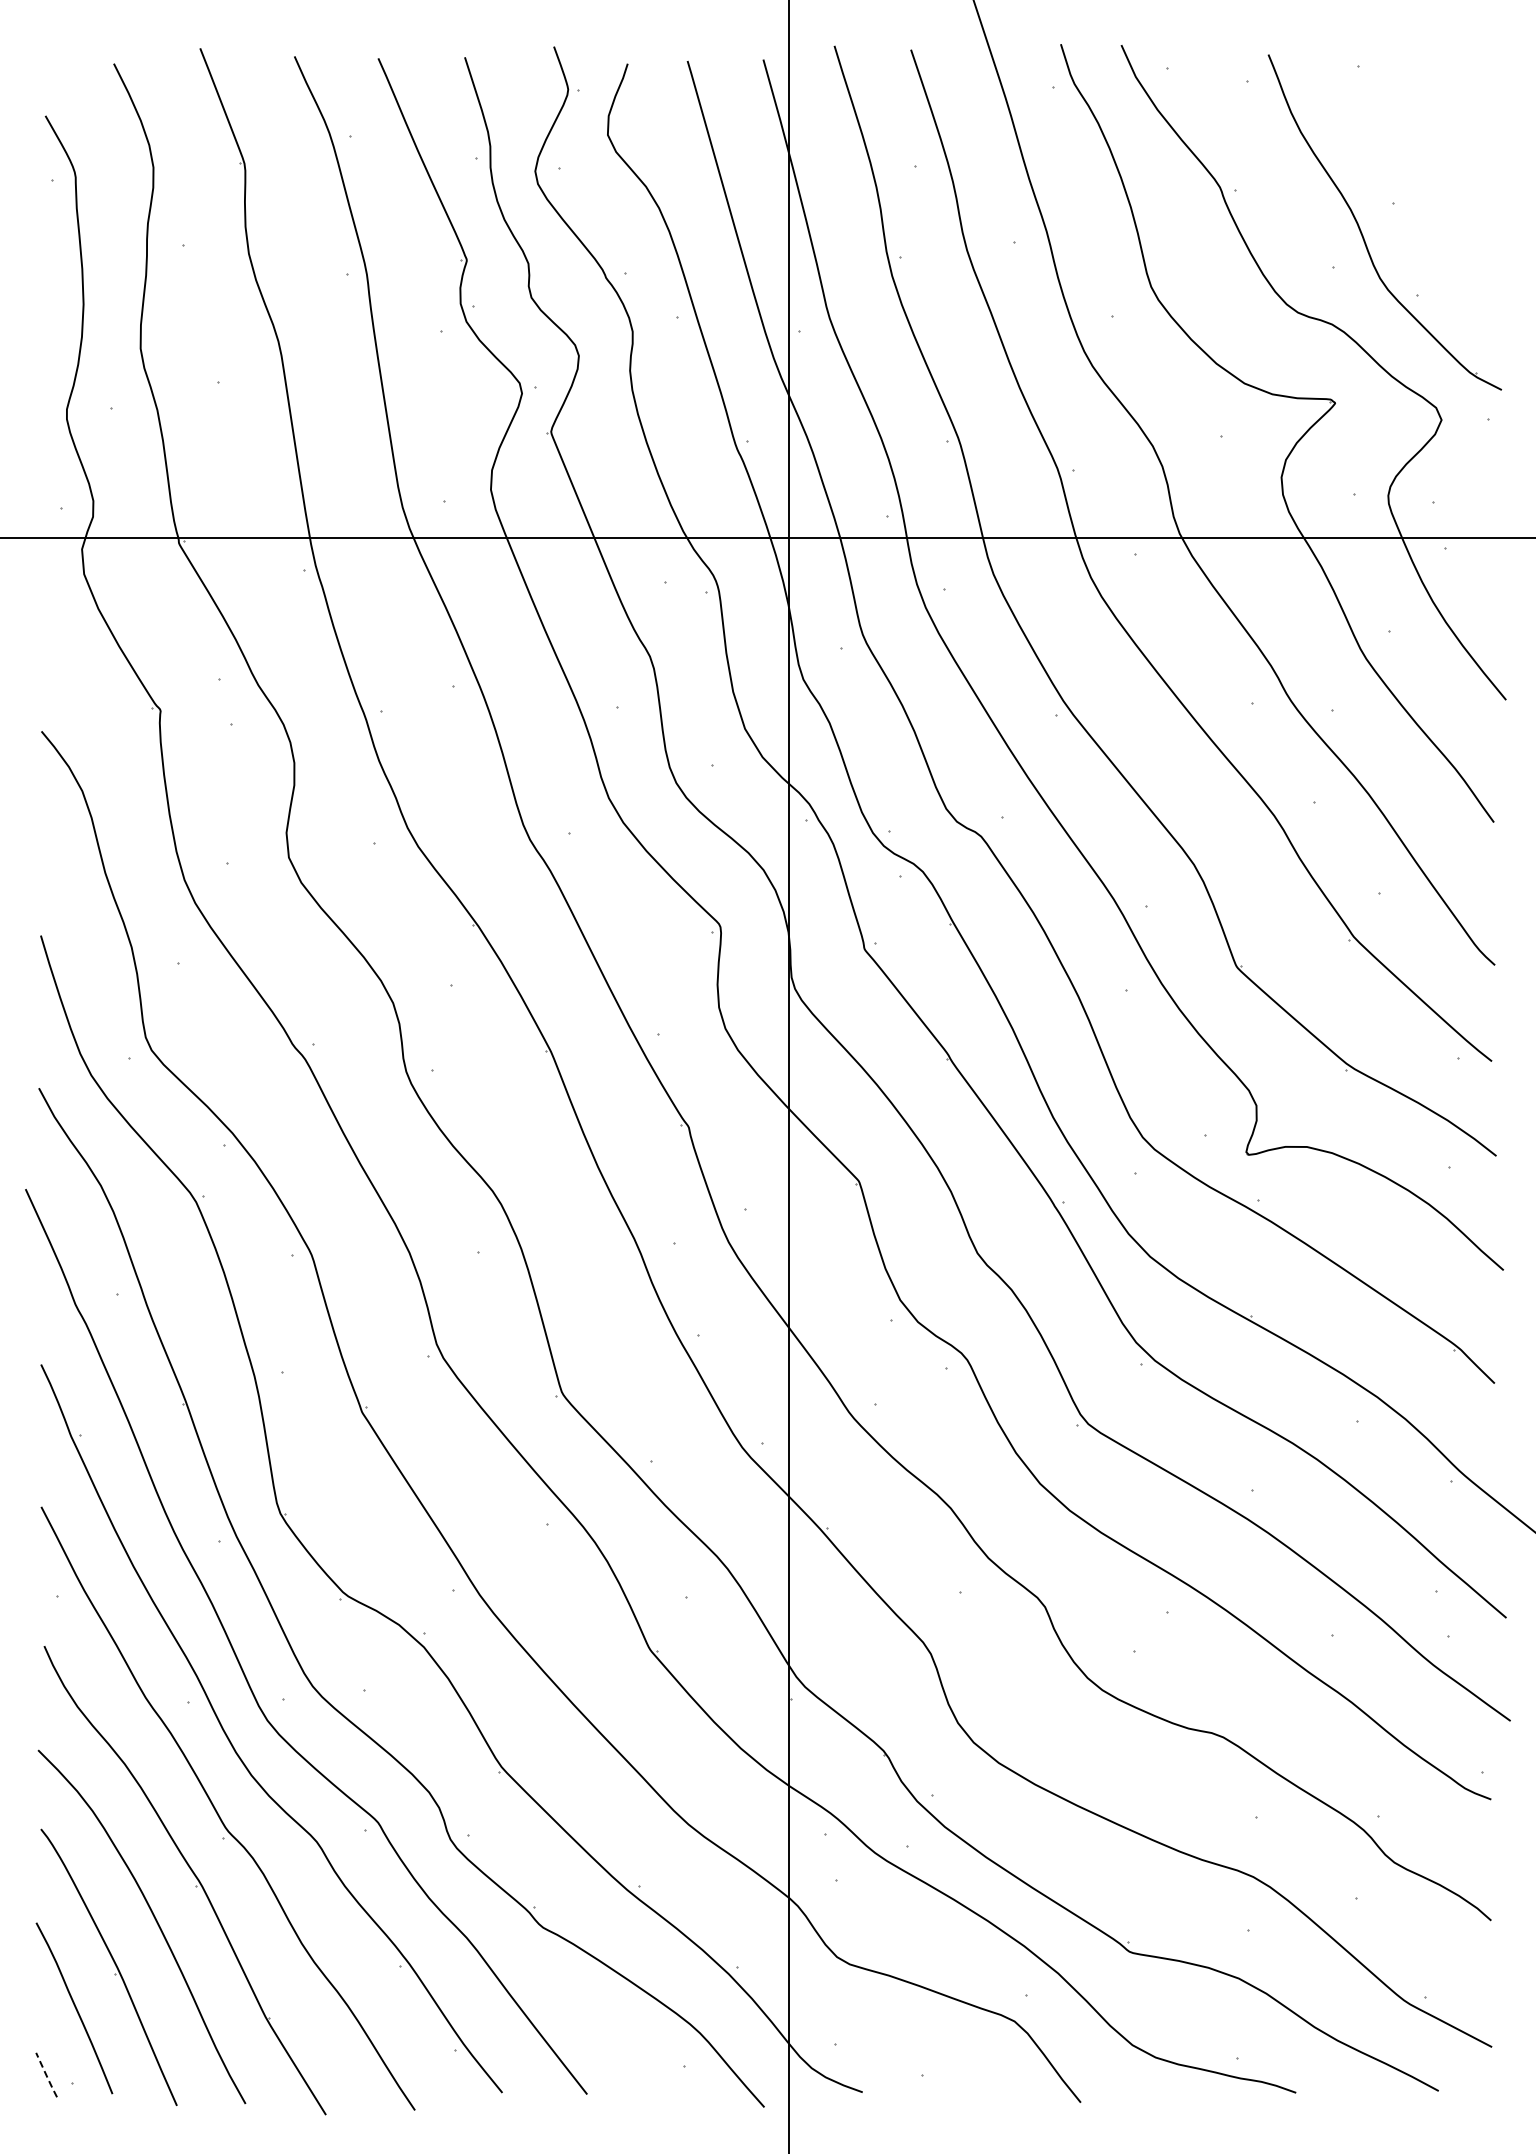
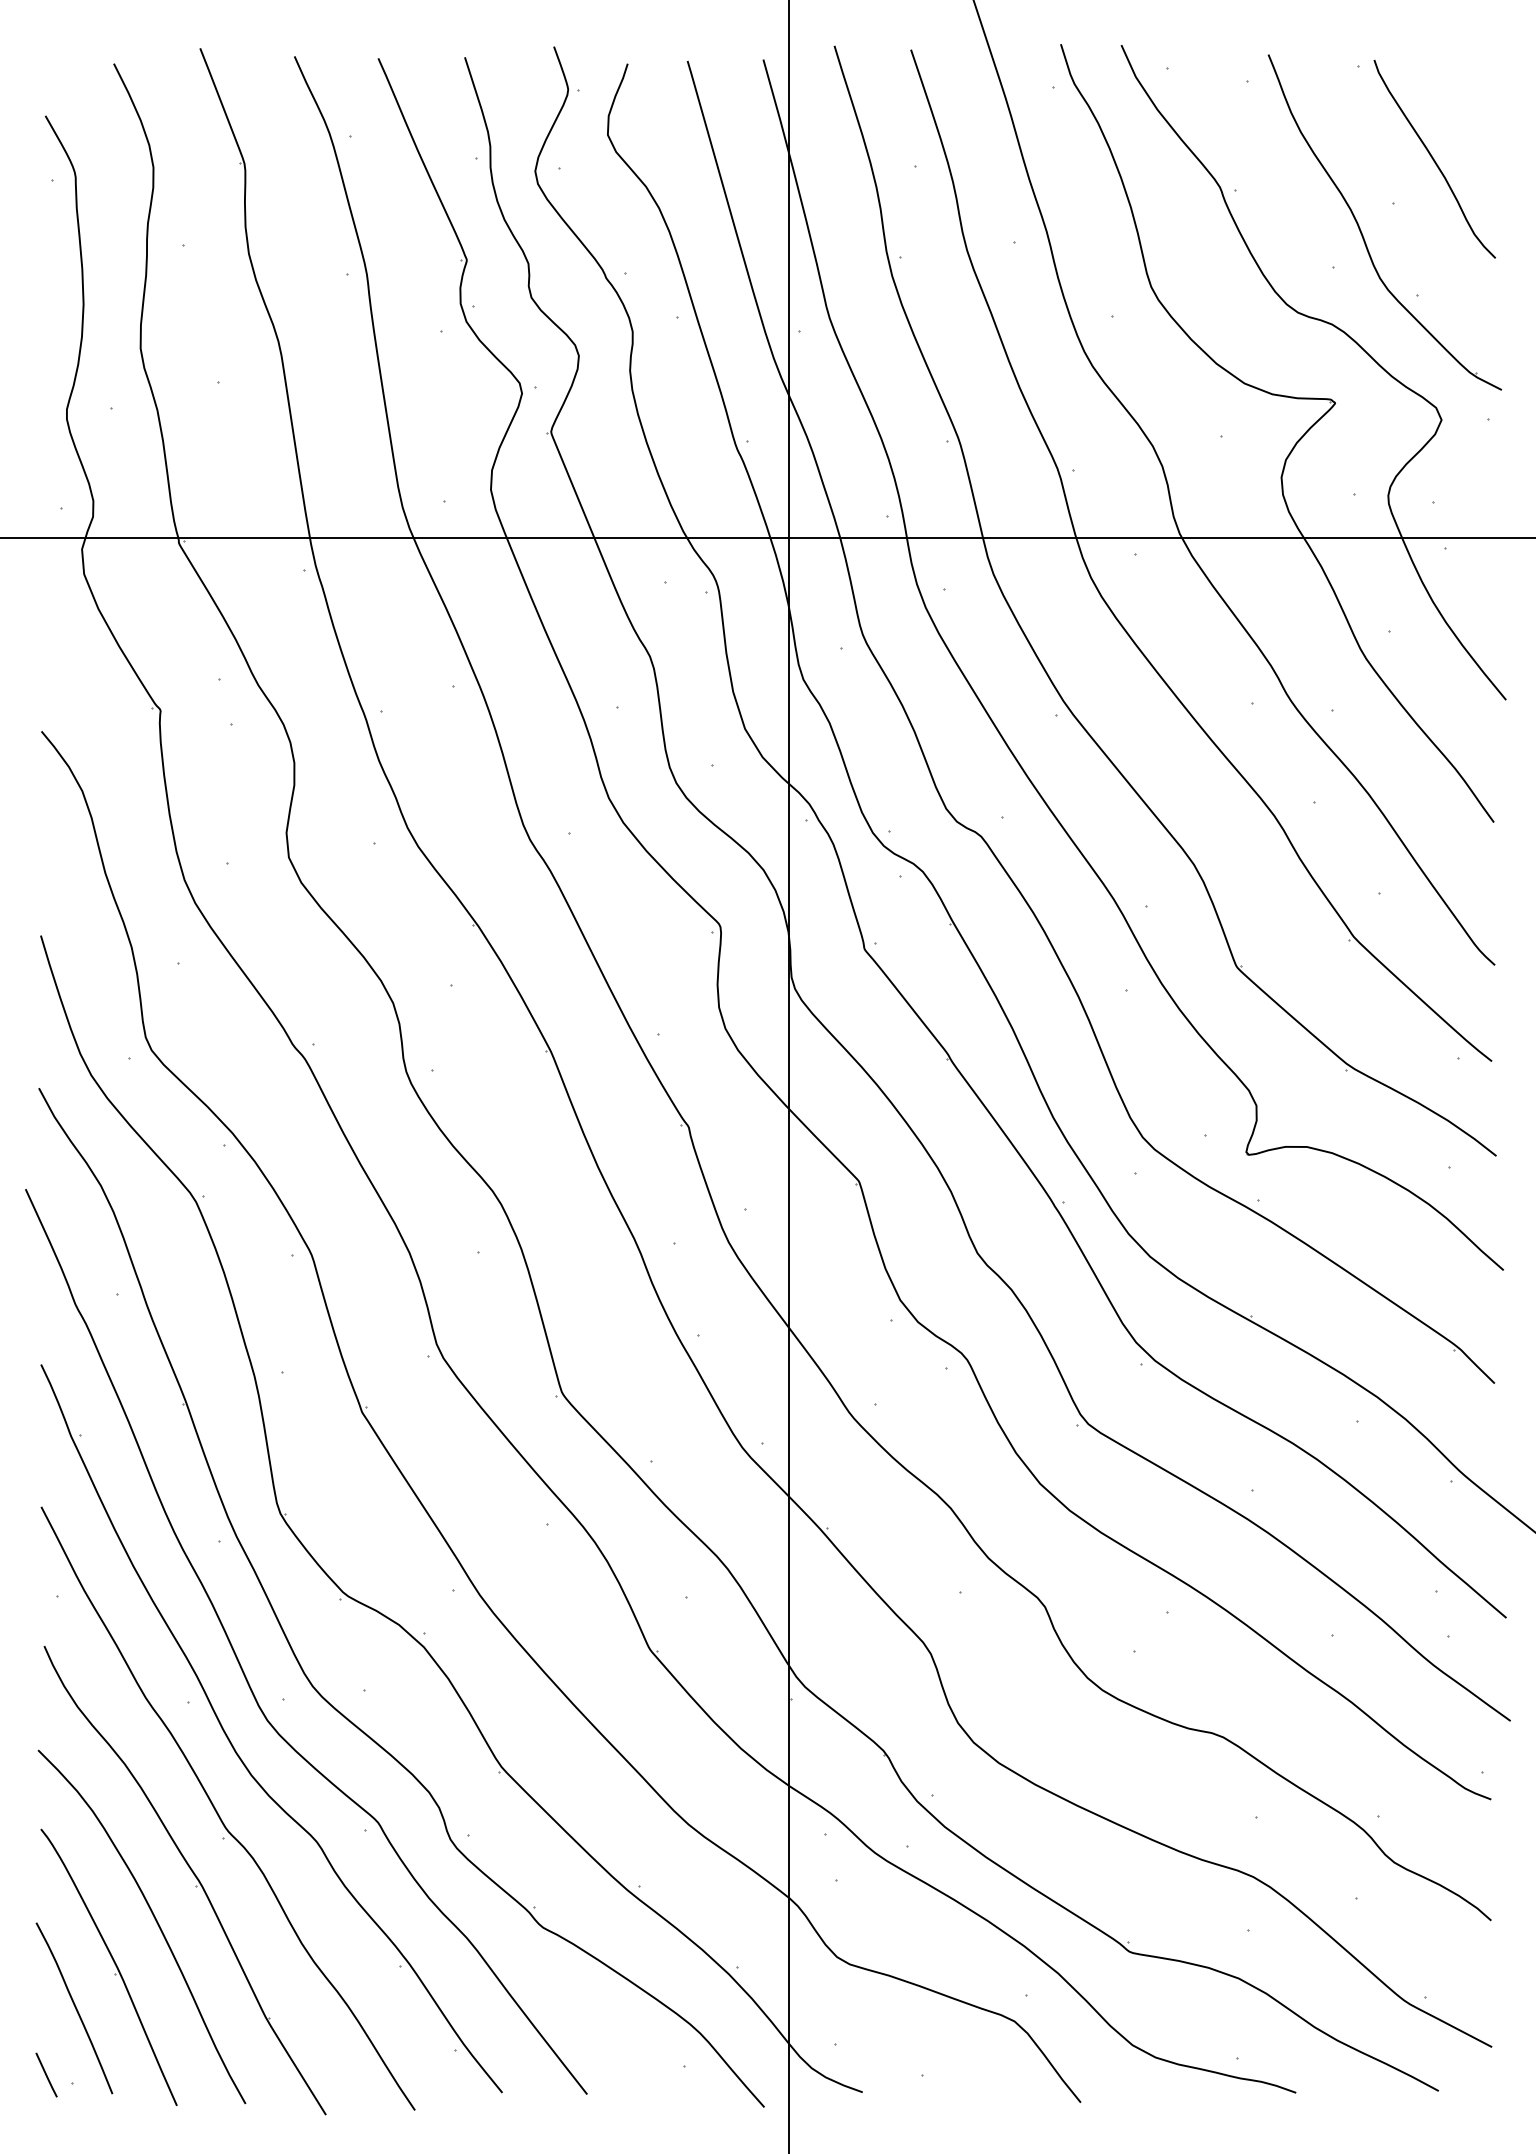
curve: none -> present (1434, 159)
line: dashed -> solid (46, 2076)
